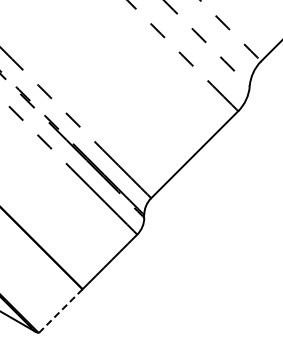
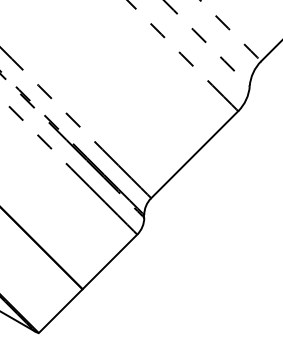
line: dashed -> solid (60, 311)
